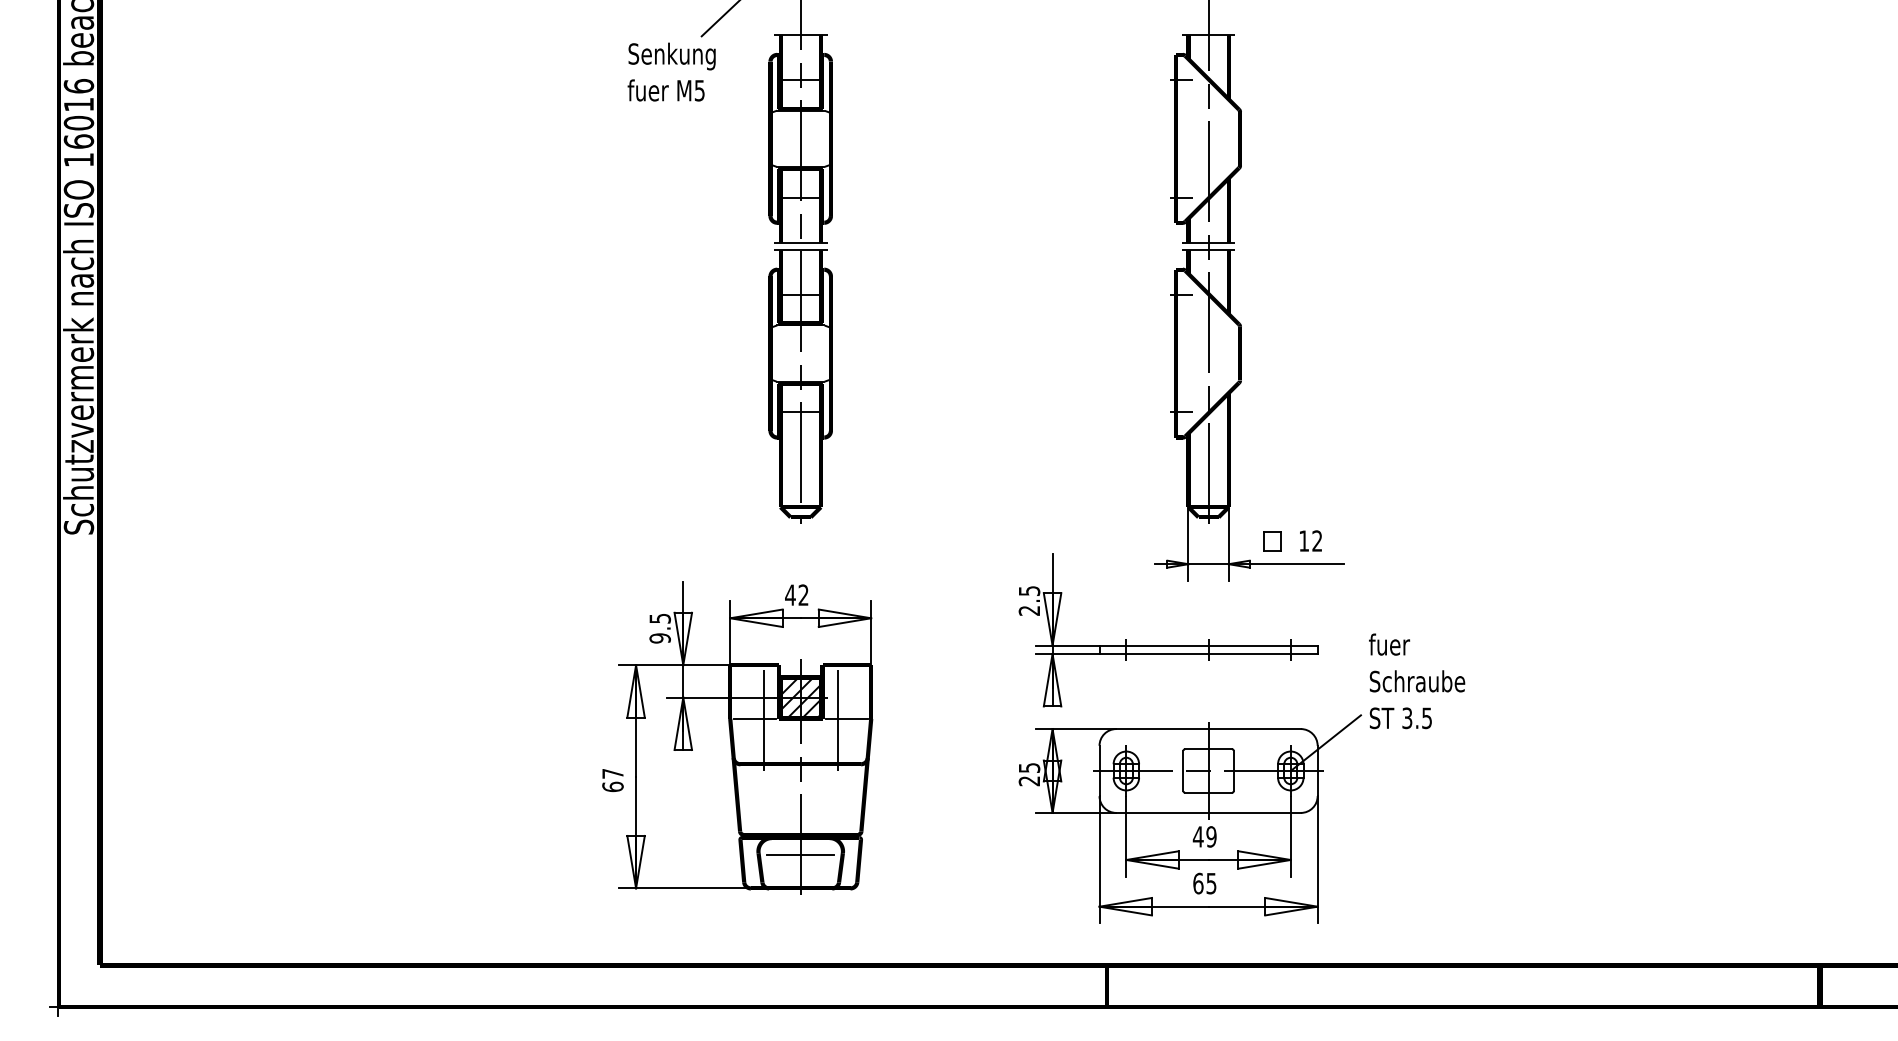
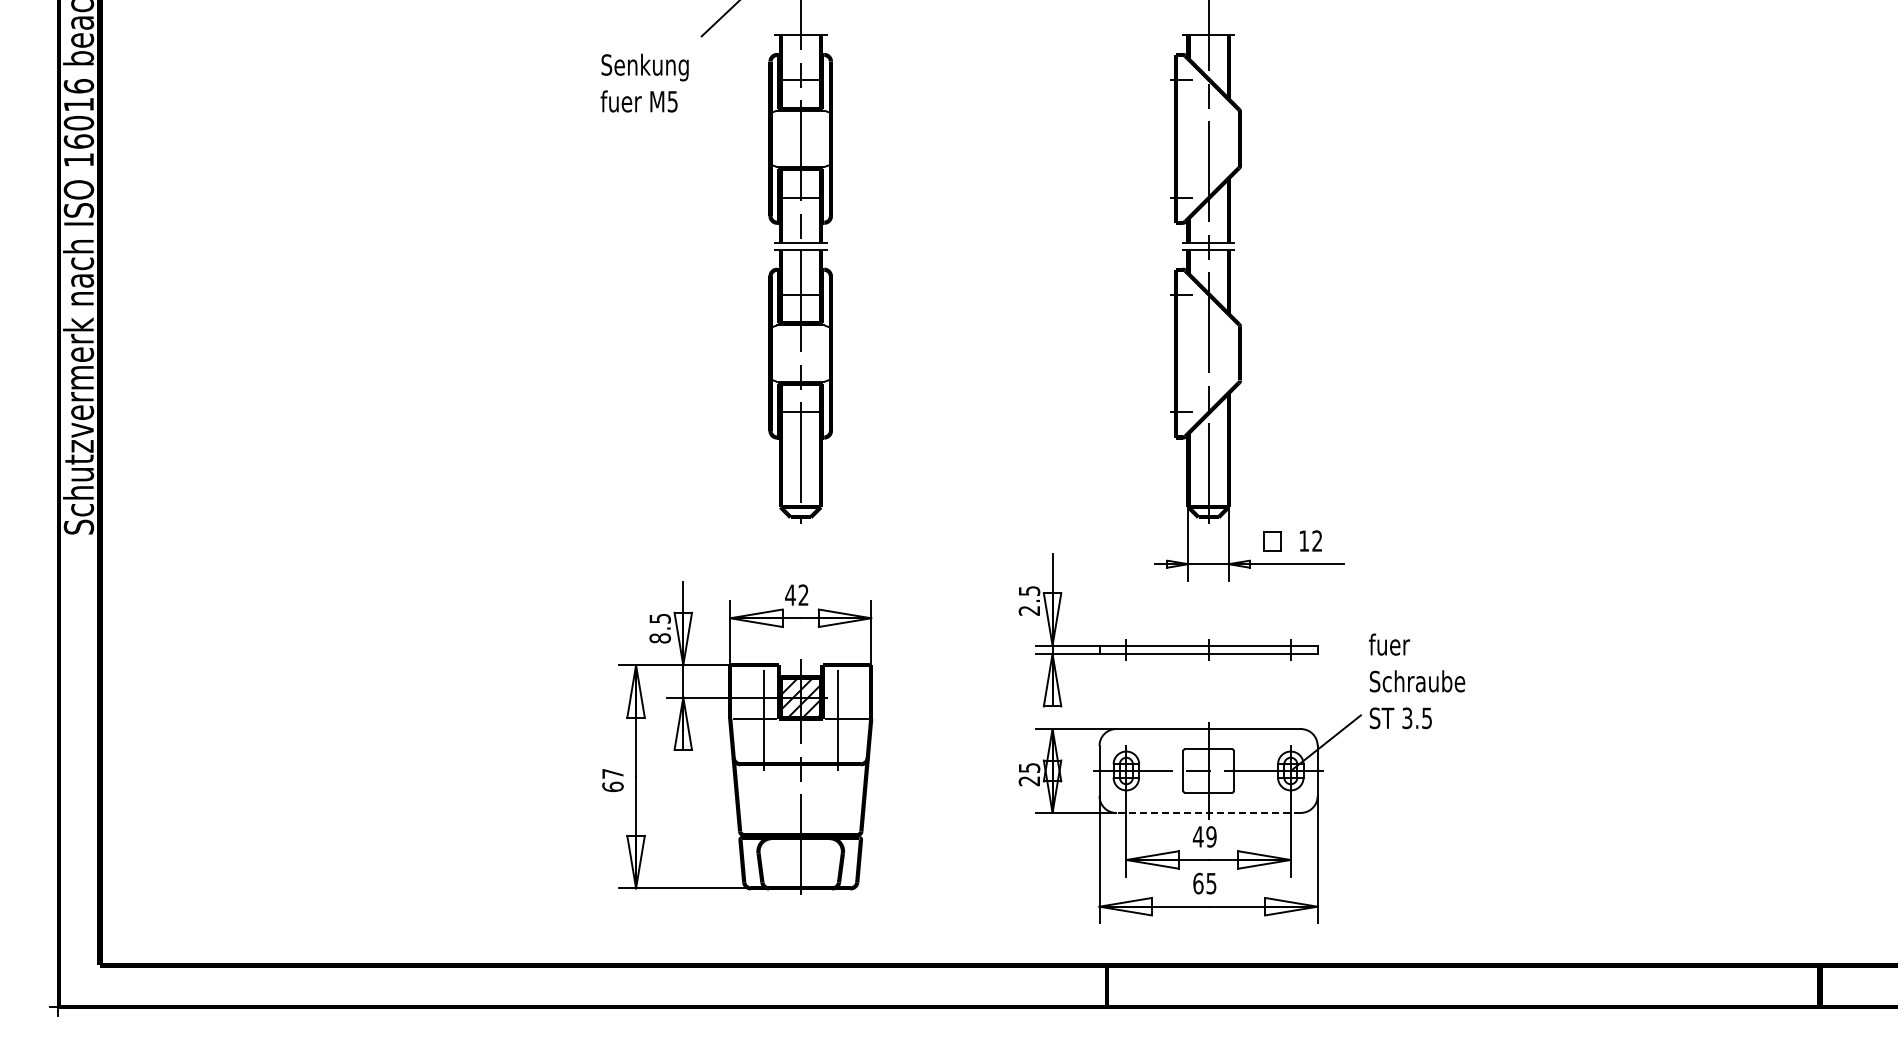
text position: (671, 71) -> (644, 82) (644, 82)
text: 9.5 -> 8.5 (659, 638)
line: solid -> dashed (1208, 812)
line: present -> none (800, 854)
